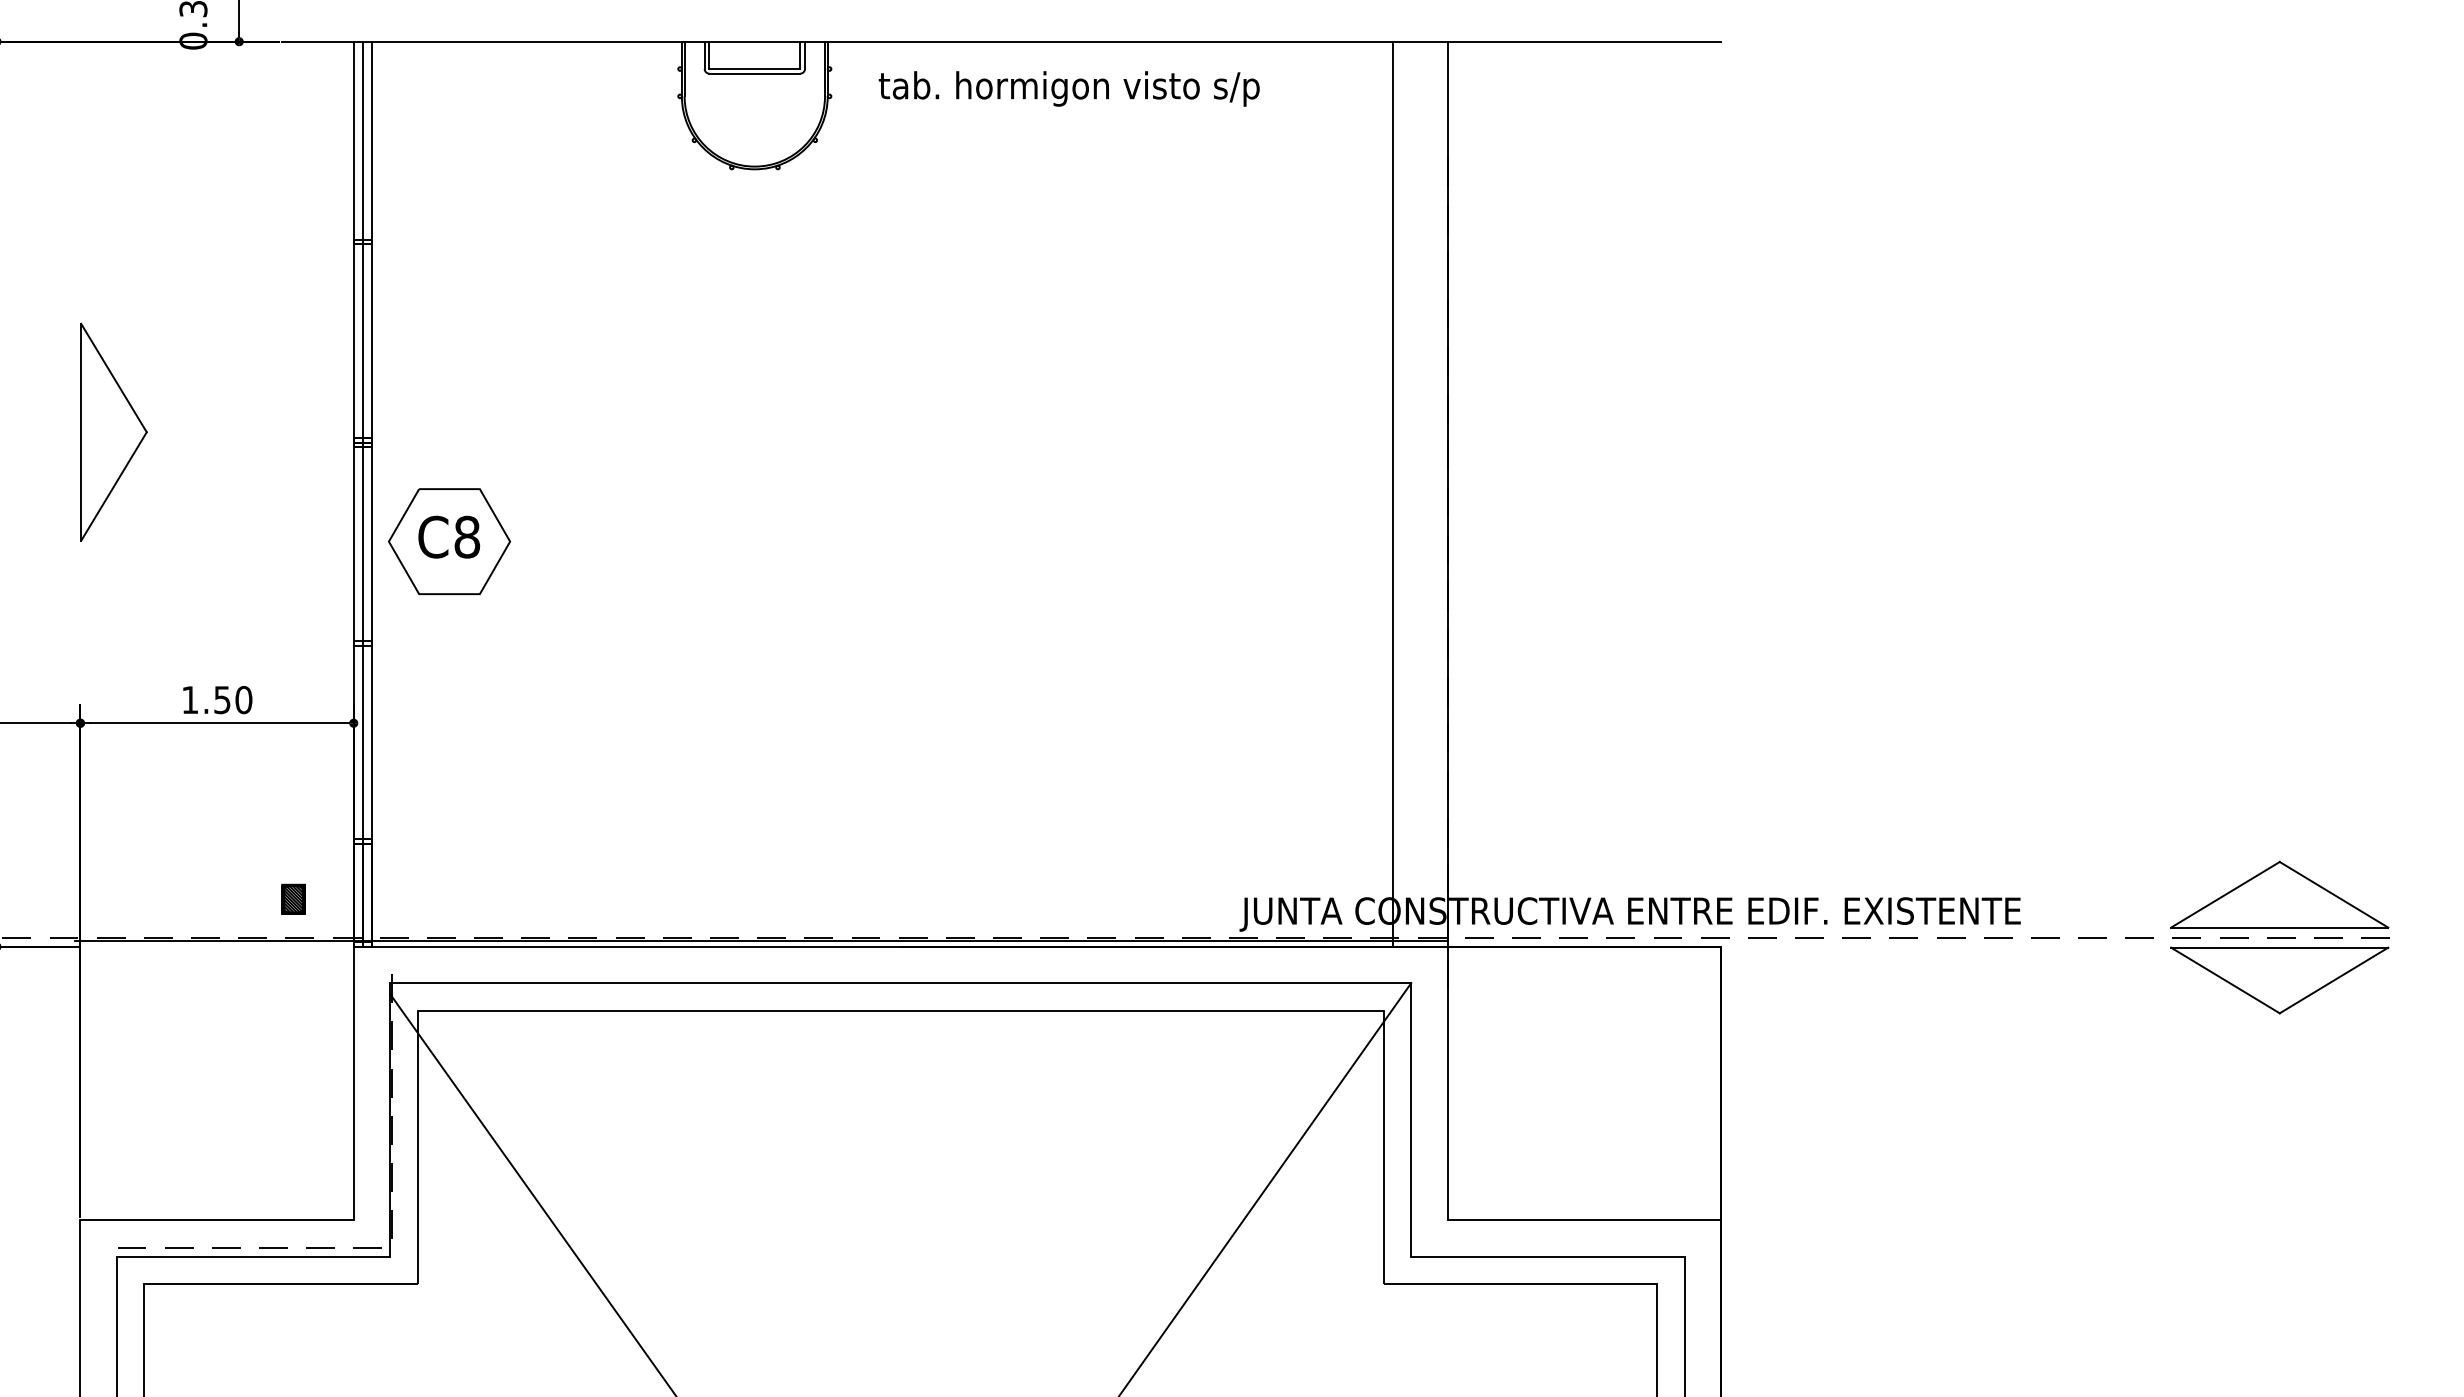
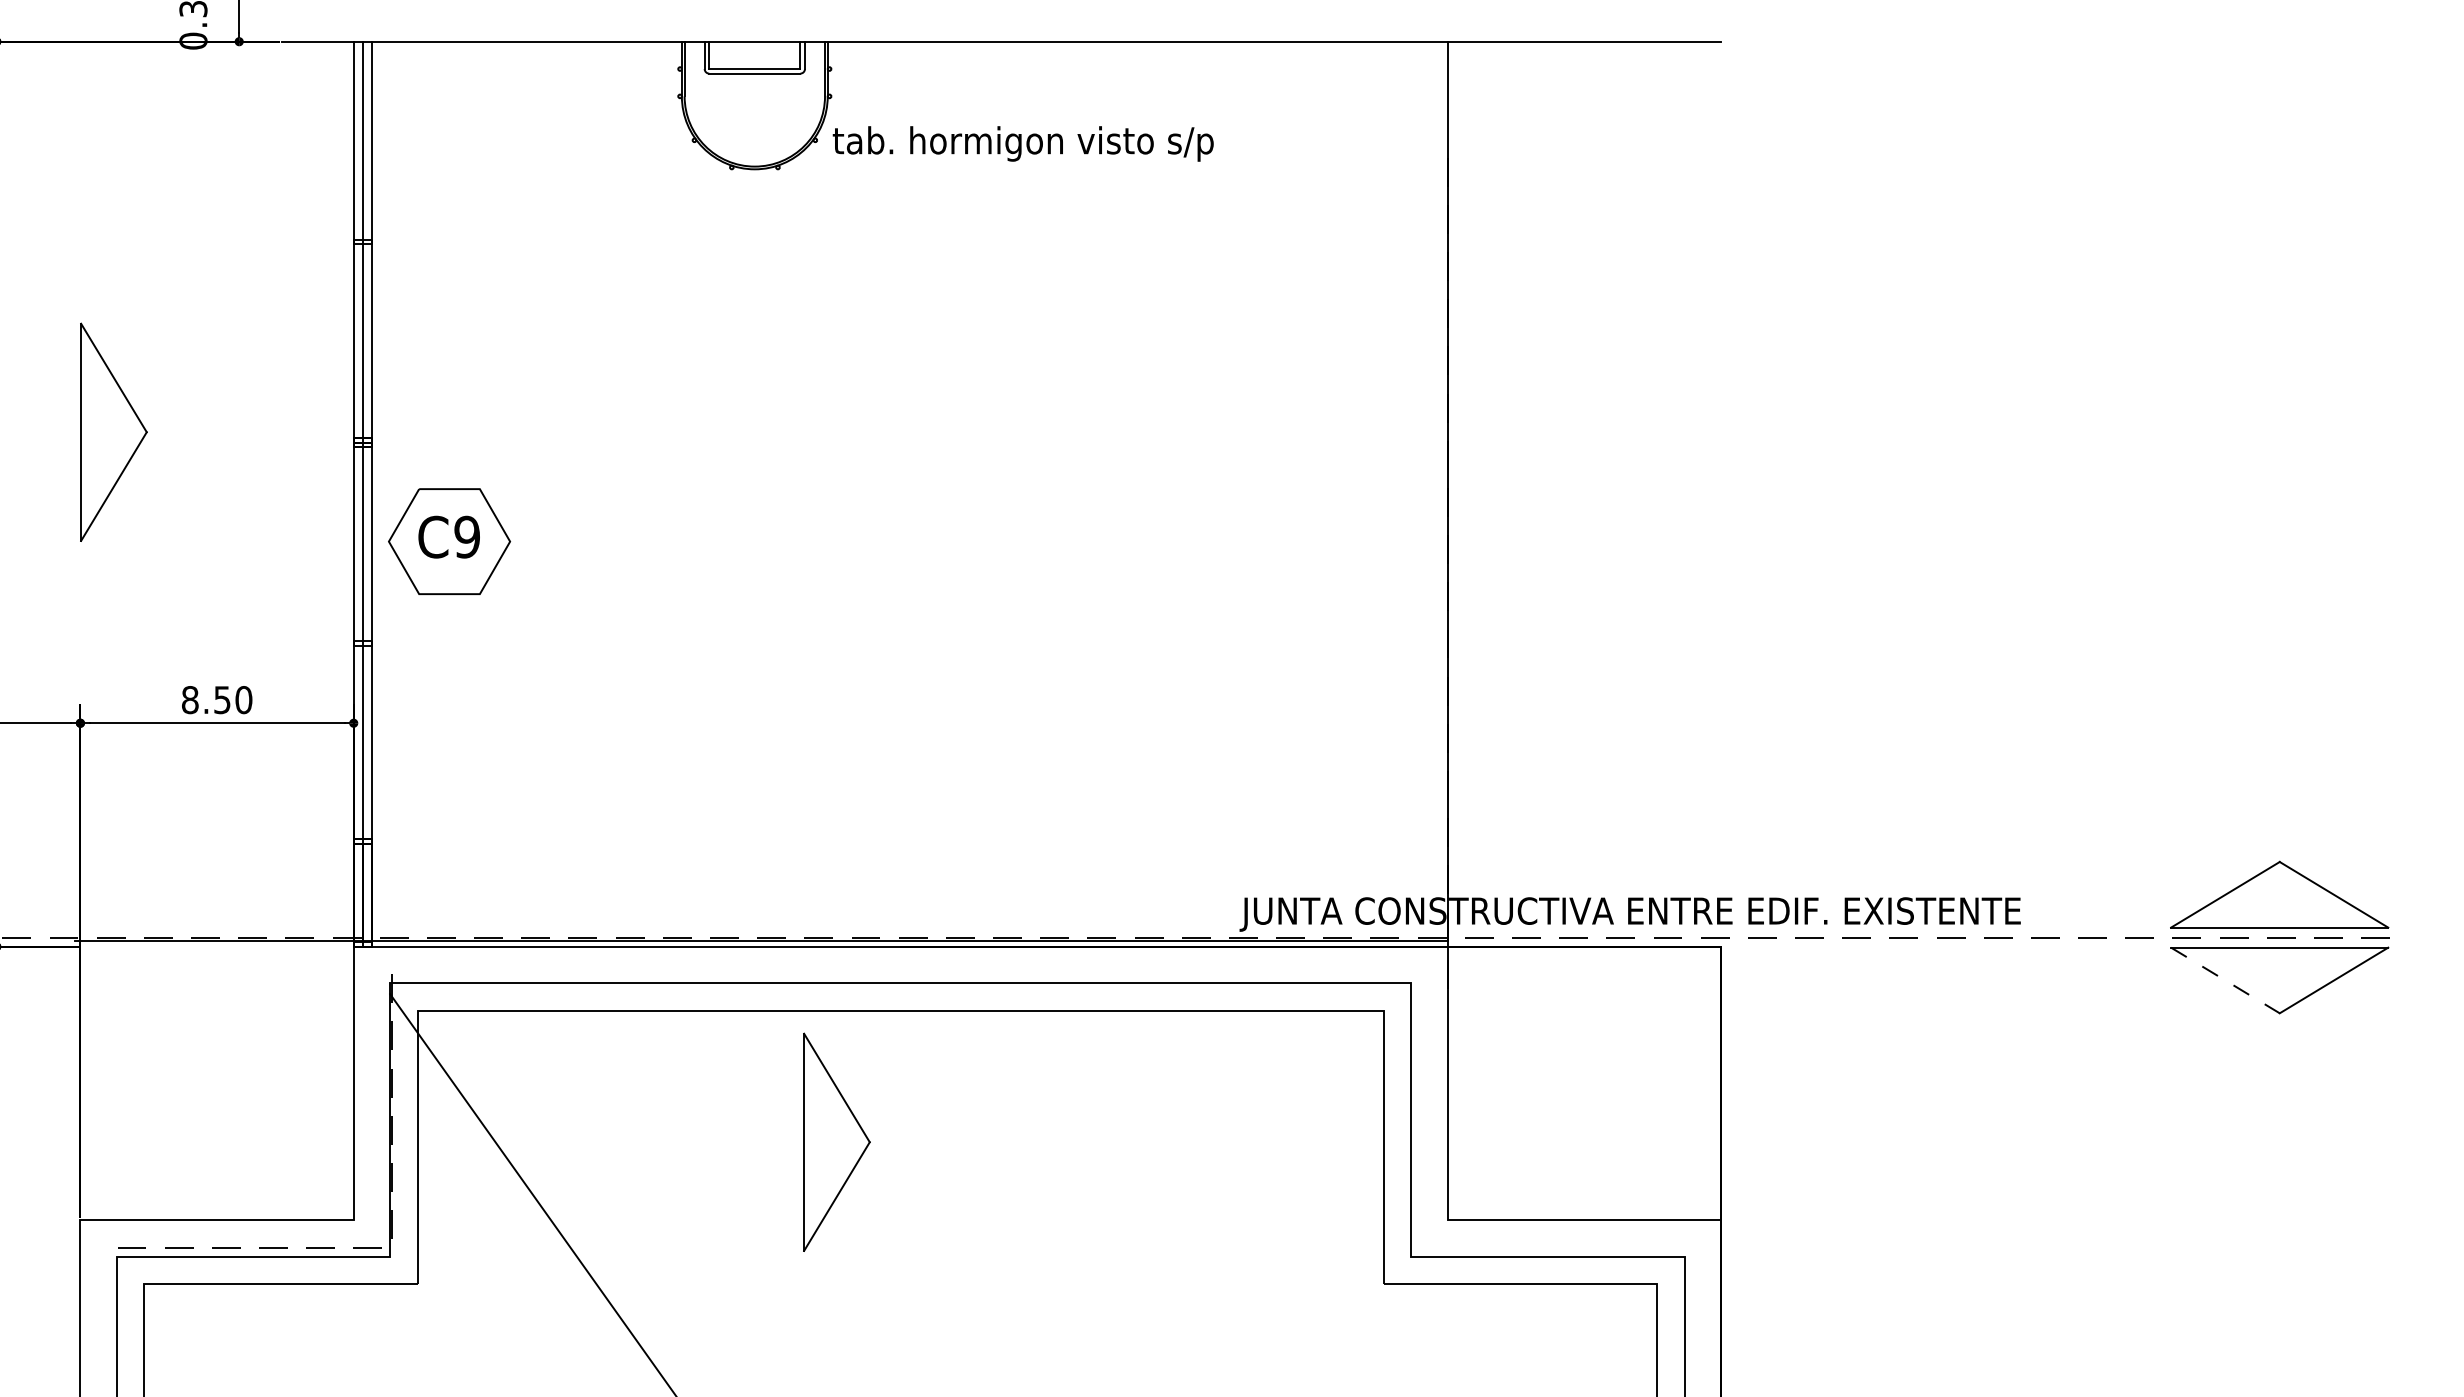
text position: (1068, 88) -> (1022, 143) (1022, 143)
line: present -> none (1392, 493)
text: C8 -> C9 (467, 537)
text: 1.50 -> 8.50 (190, 700)
part: present -> none (293, 898)
line: solid -> dashed (2225, 980)
part: none -> present (836, 1141)
line: present -> none (1266, 1188)
